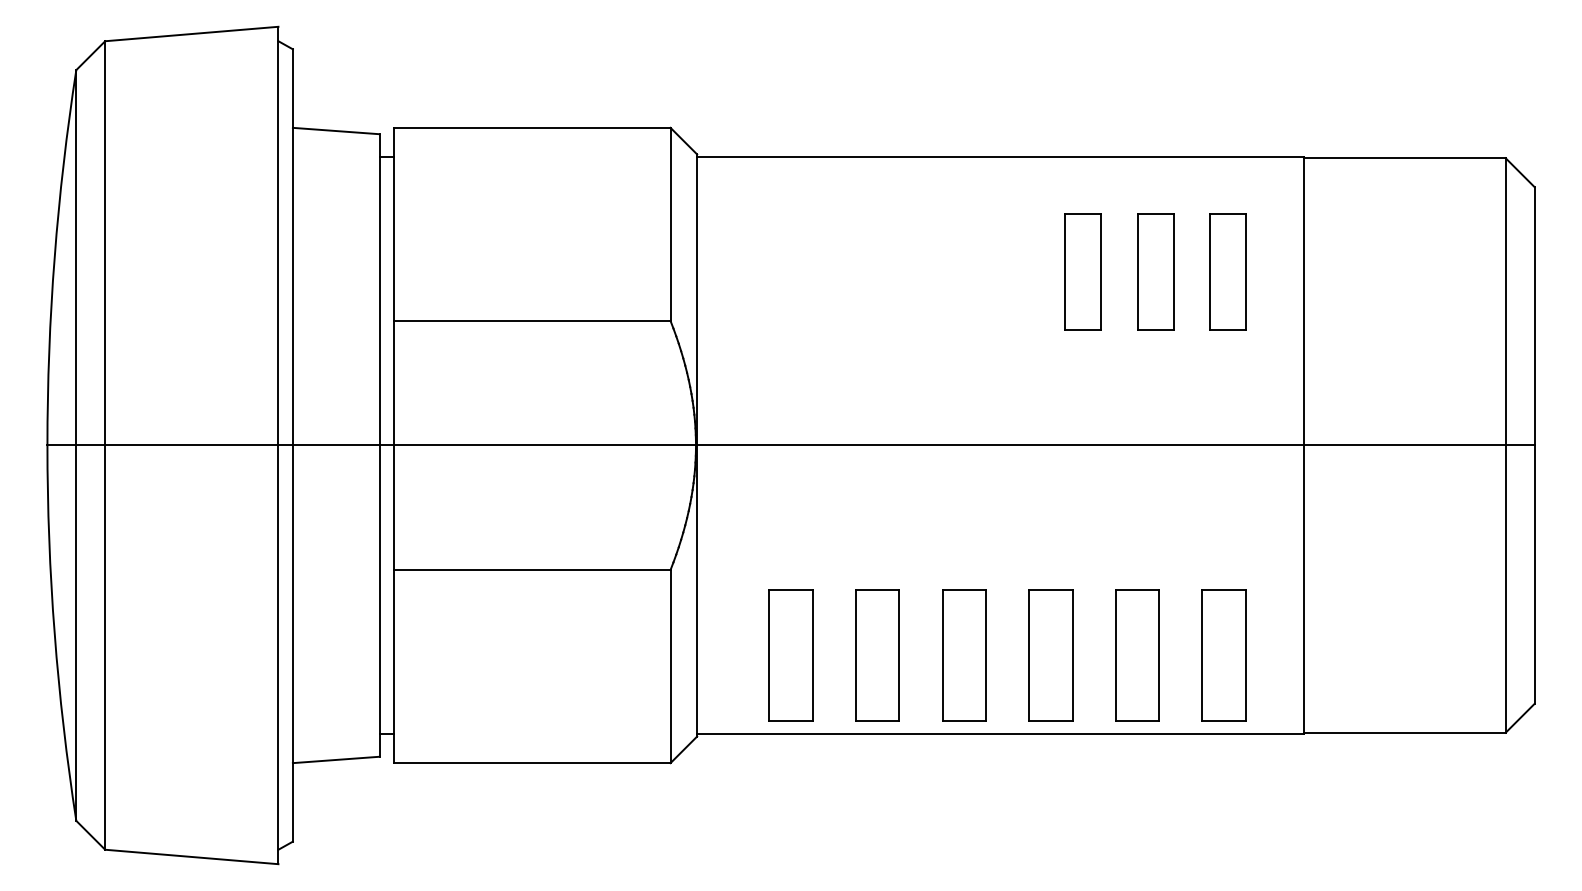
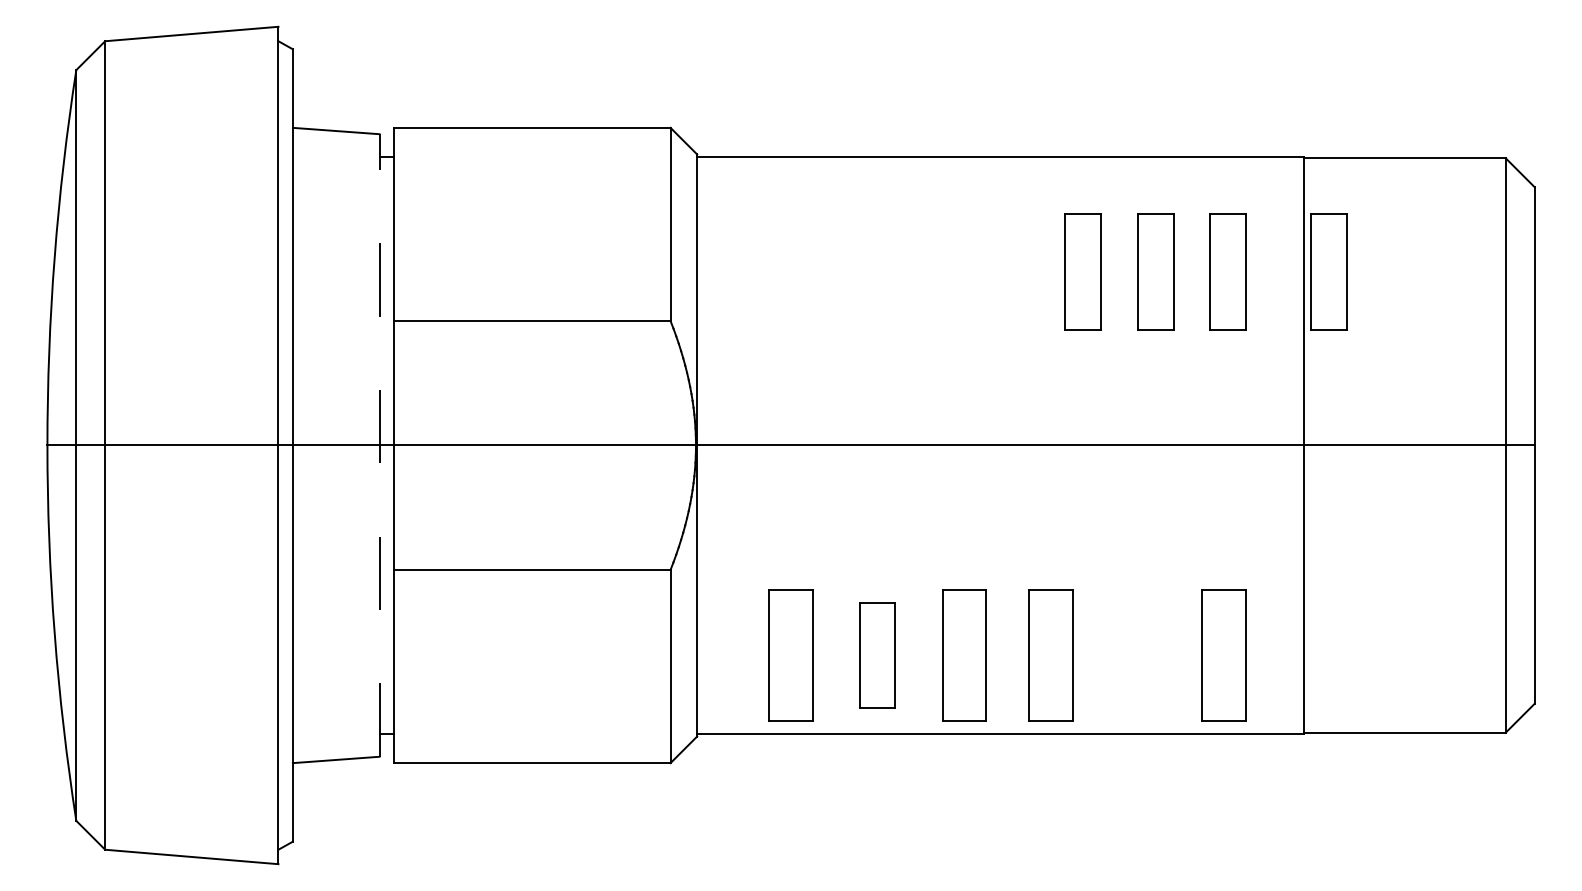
part: none -> present (1328, 271)
line: solid -> dashed (379, 445)
part size: 45x133 px -> 37x107 px (877, 655)
part: present -> none (1137, 655)
